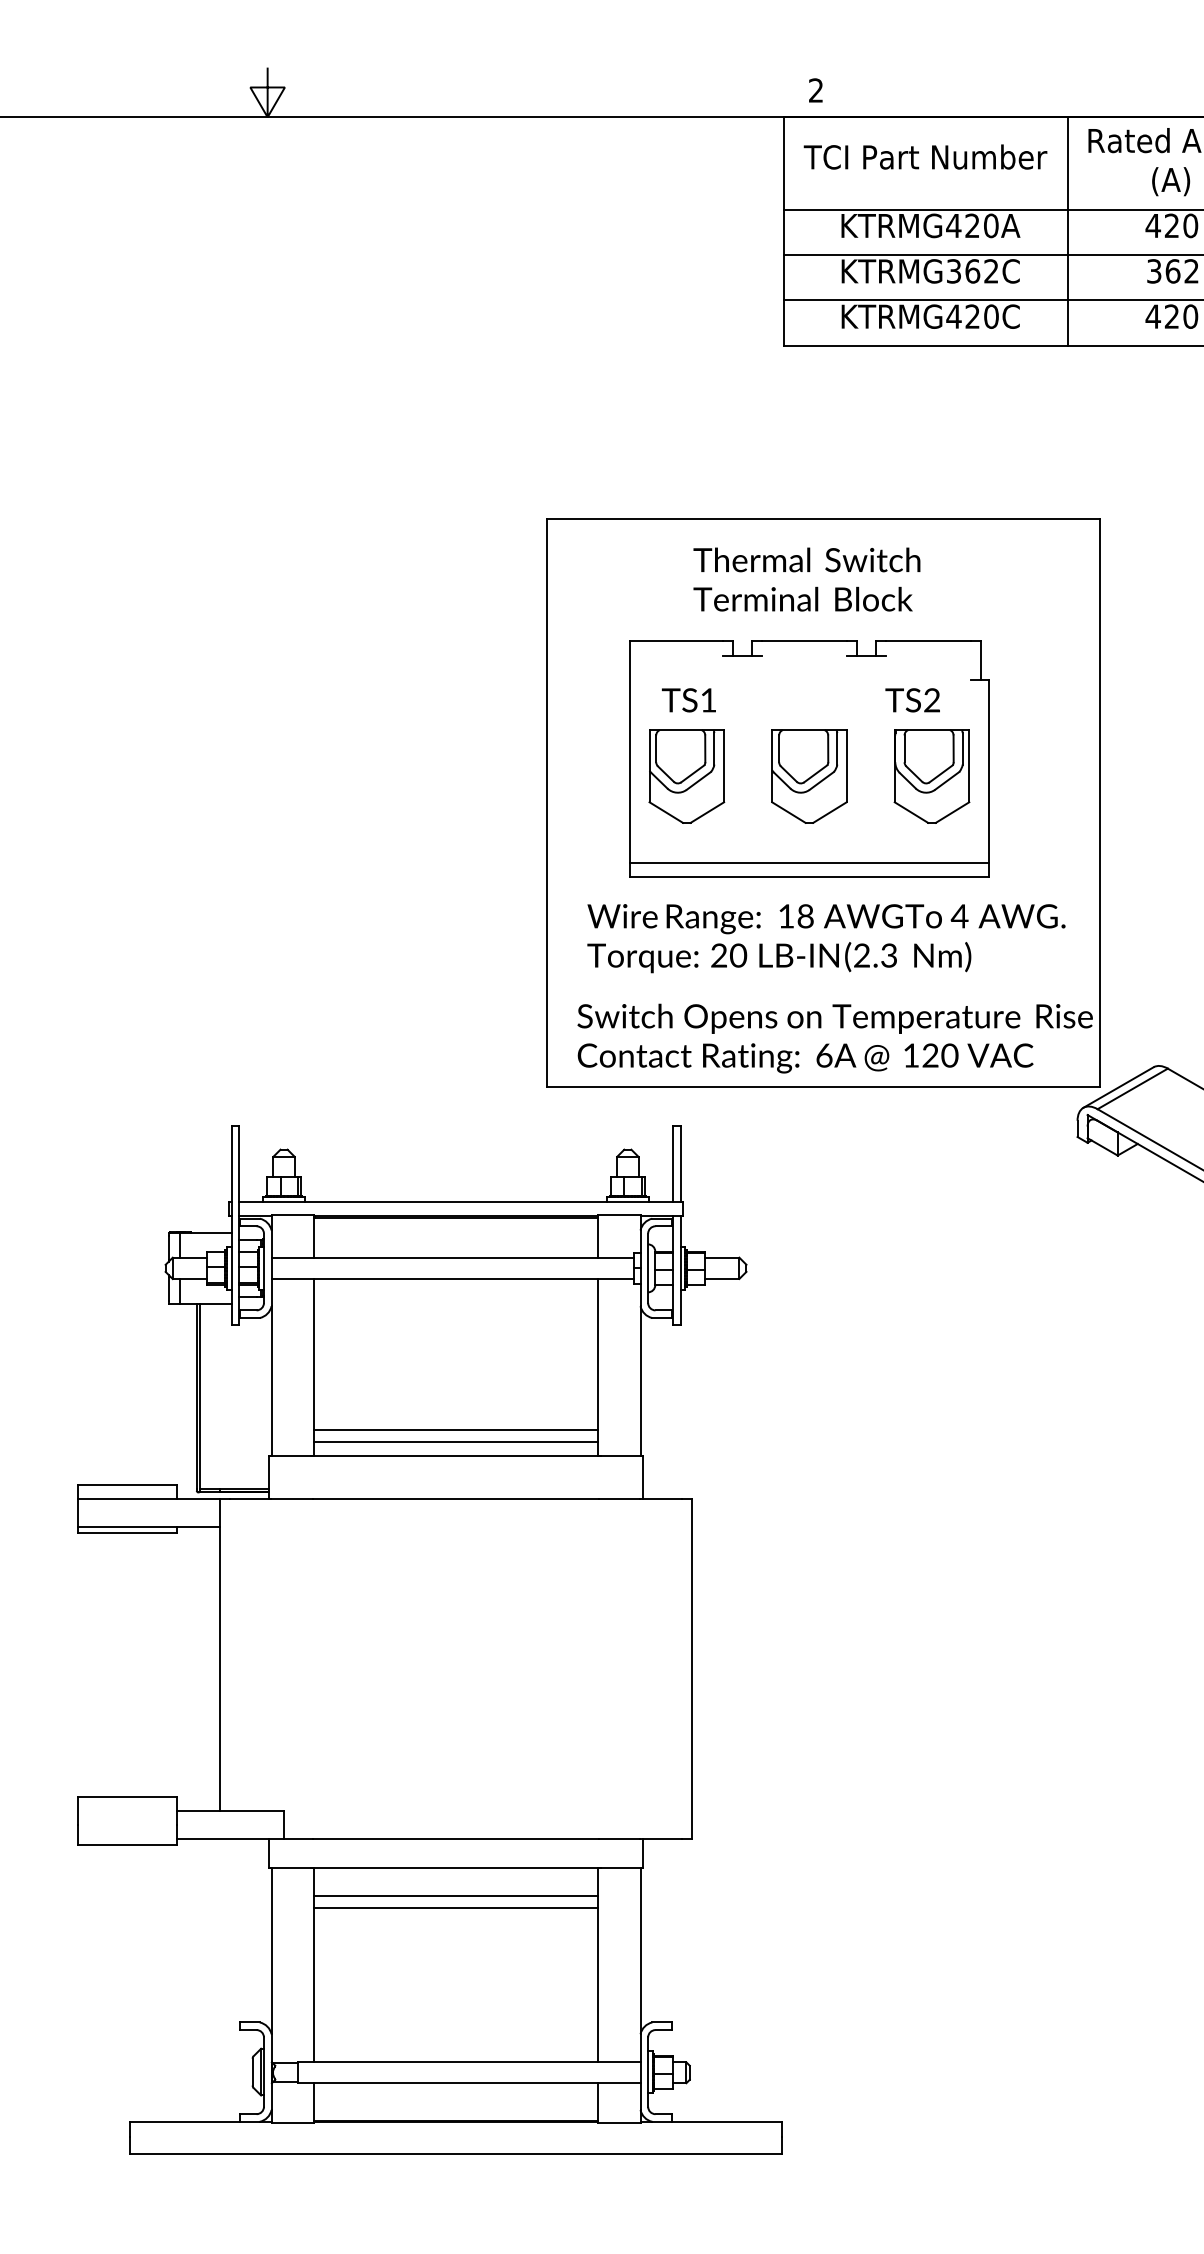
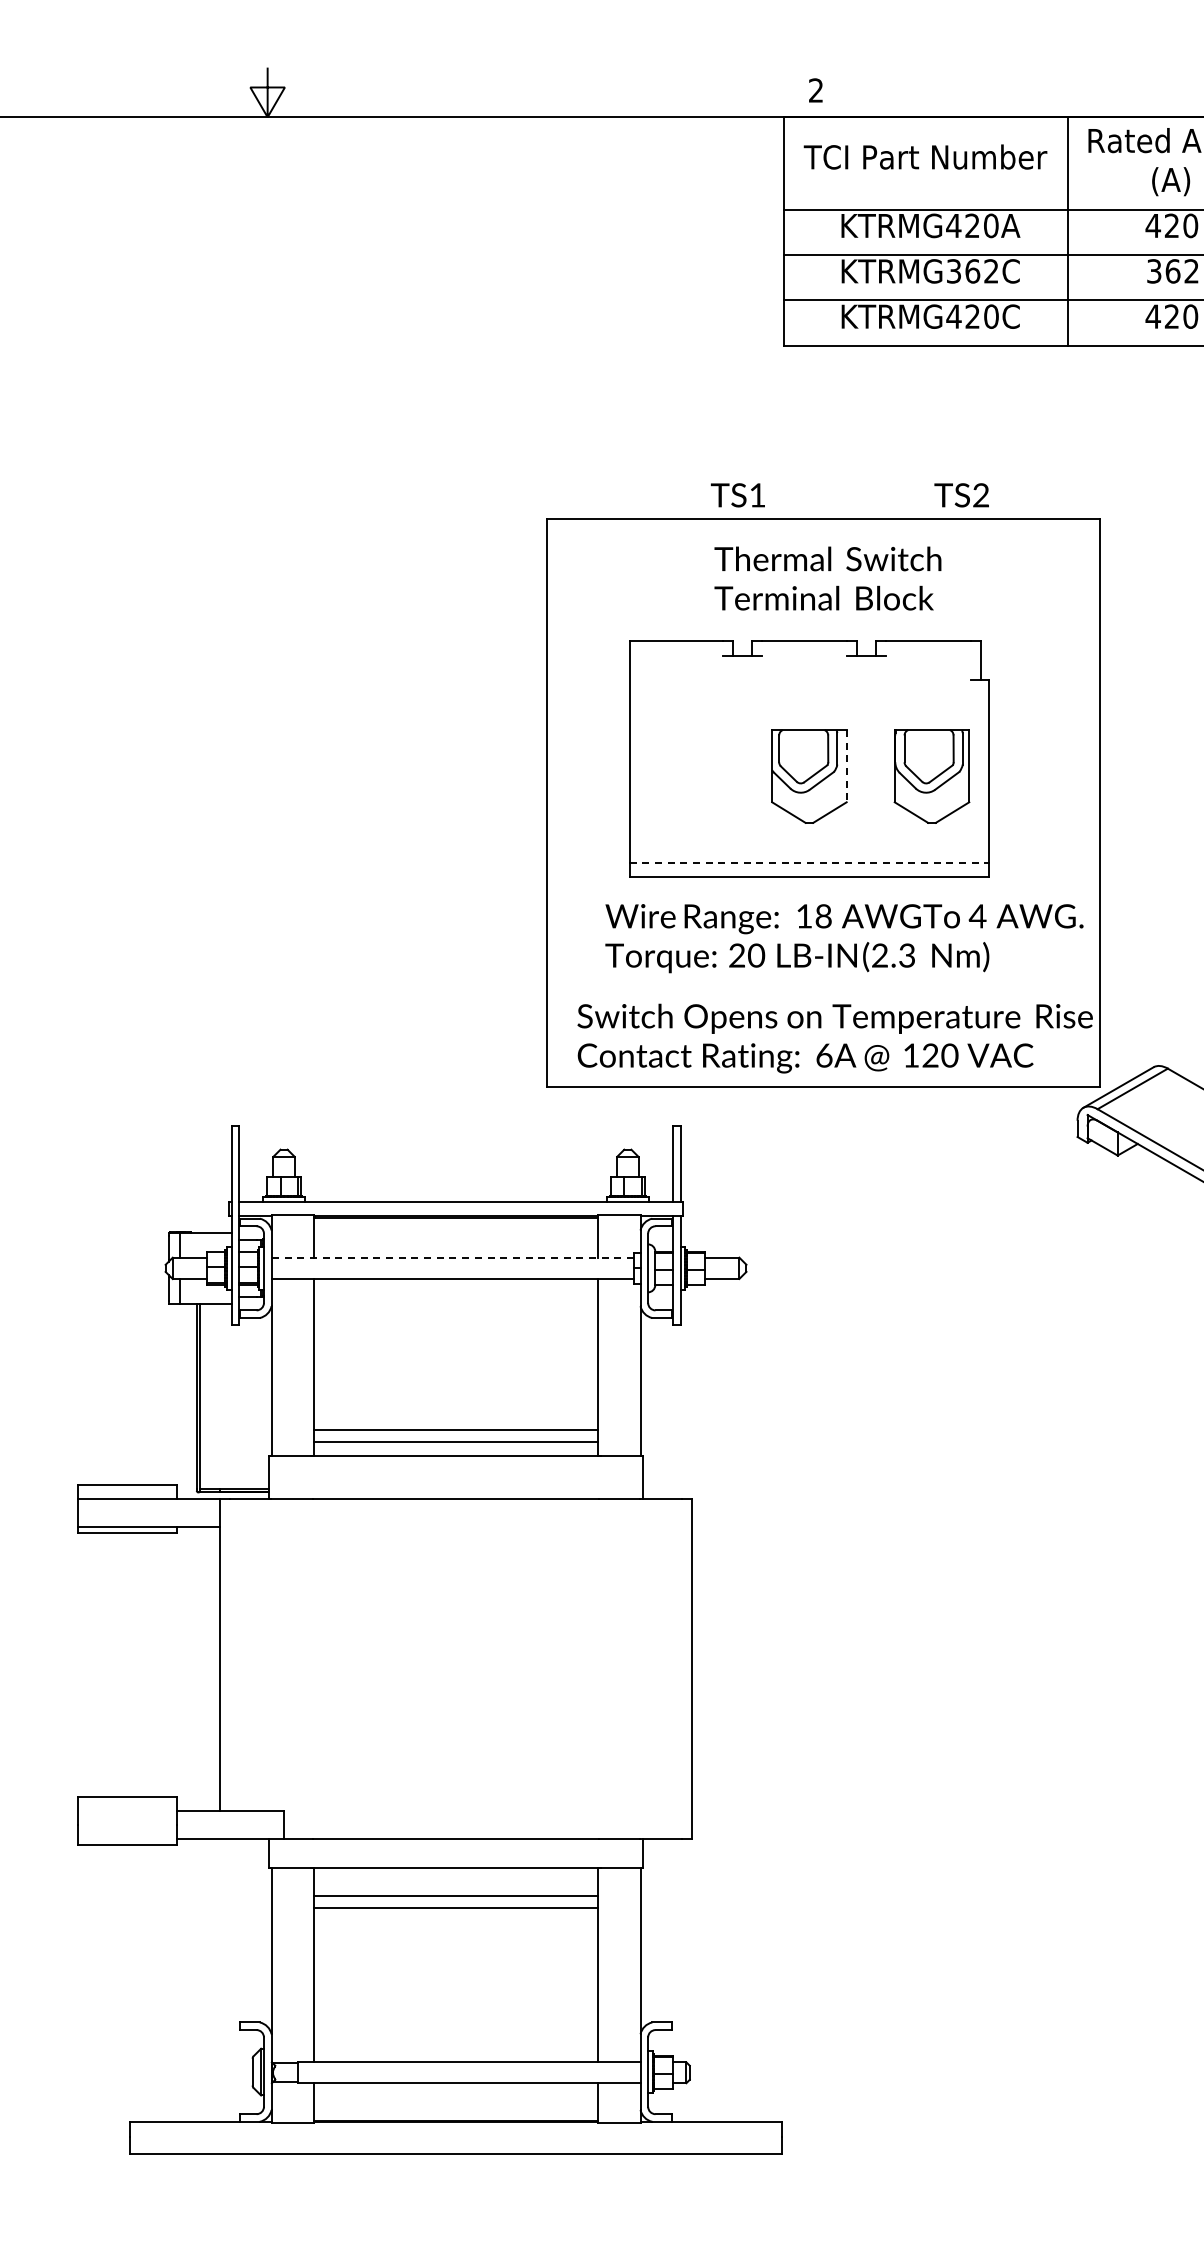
text position: (806, 579) -> (827, 578) (827, 578)
text position: (800, 700) -> (849, 495) (849, 495)
line: solid -> dashed (846, 766)
part: present -> none (686, 776)
line: solid -> dashed (809, 863)
text position: (826, 938) -> (844, 938) (844, 938)
line: solid -> dashed (452, 1257)
